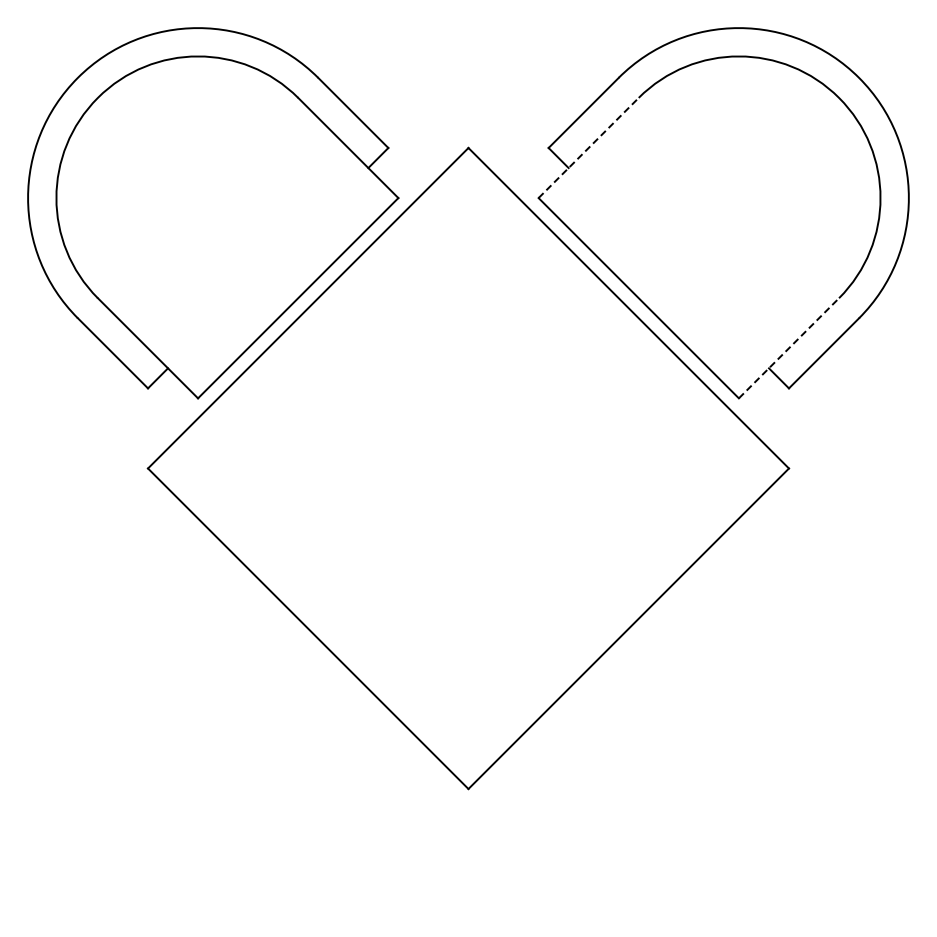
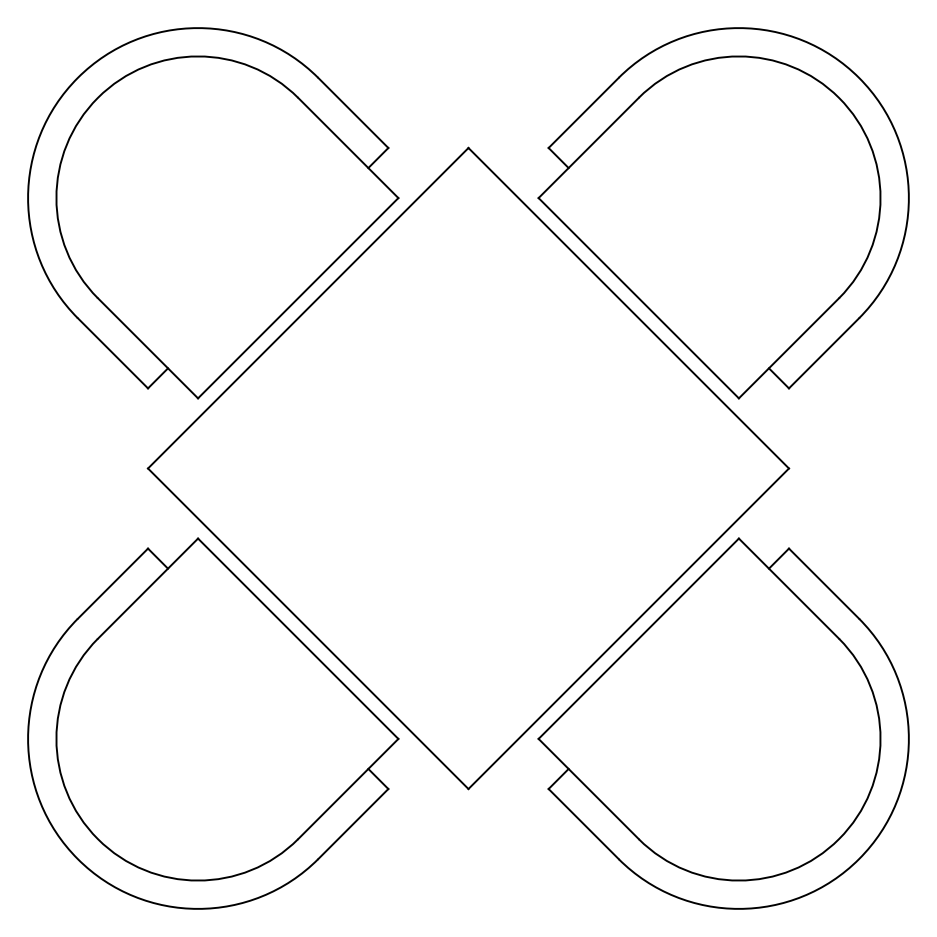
line: dashed -> solid (588, 147)
line: dashed -> solid (788, 348)
part: none -> present (213, 723)
part: none -> present (723, 723)
